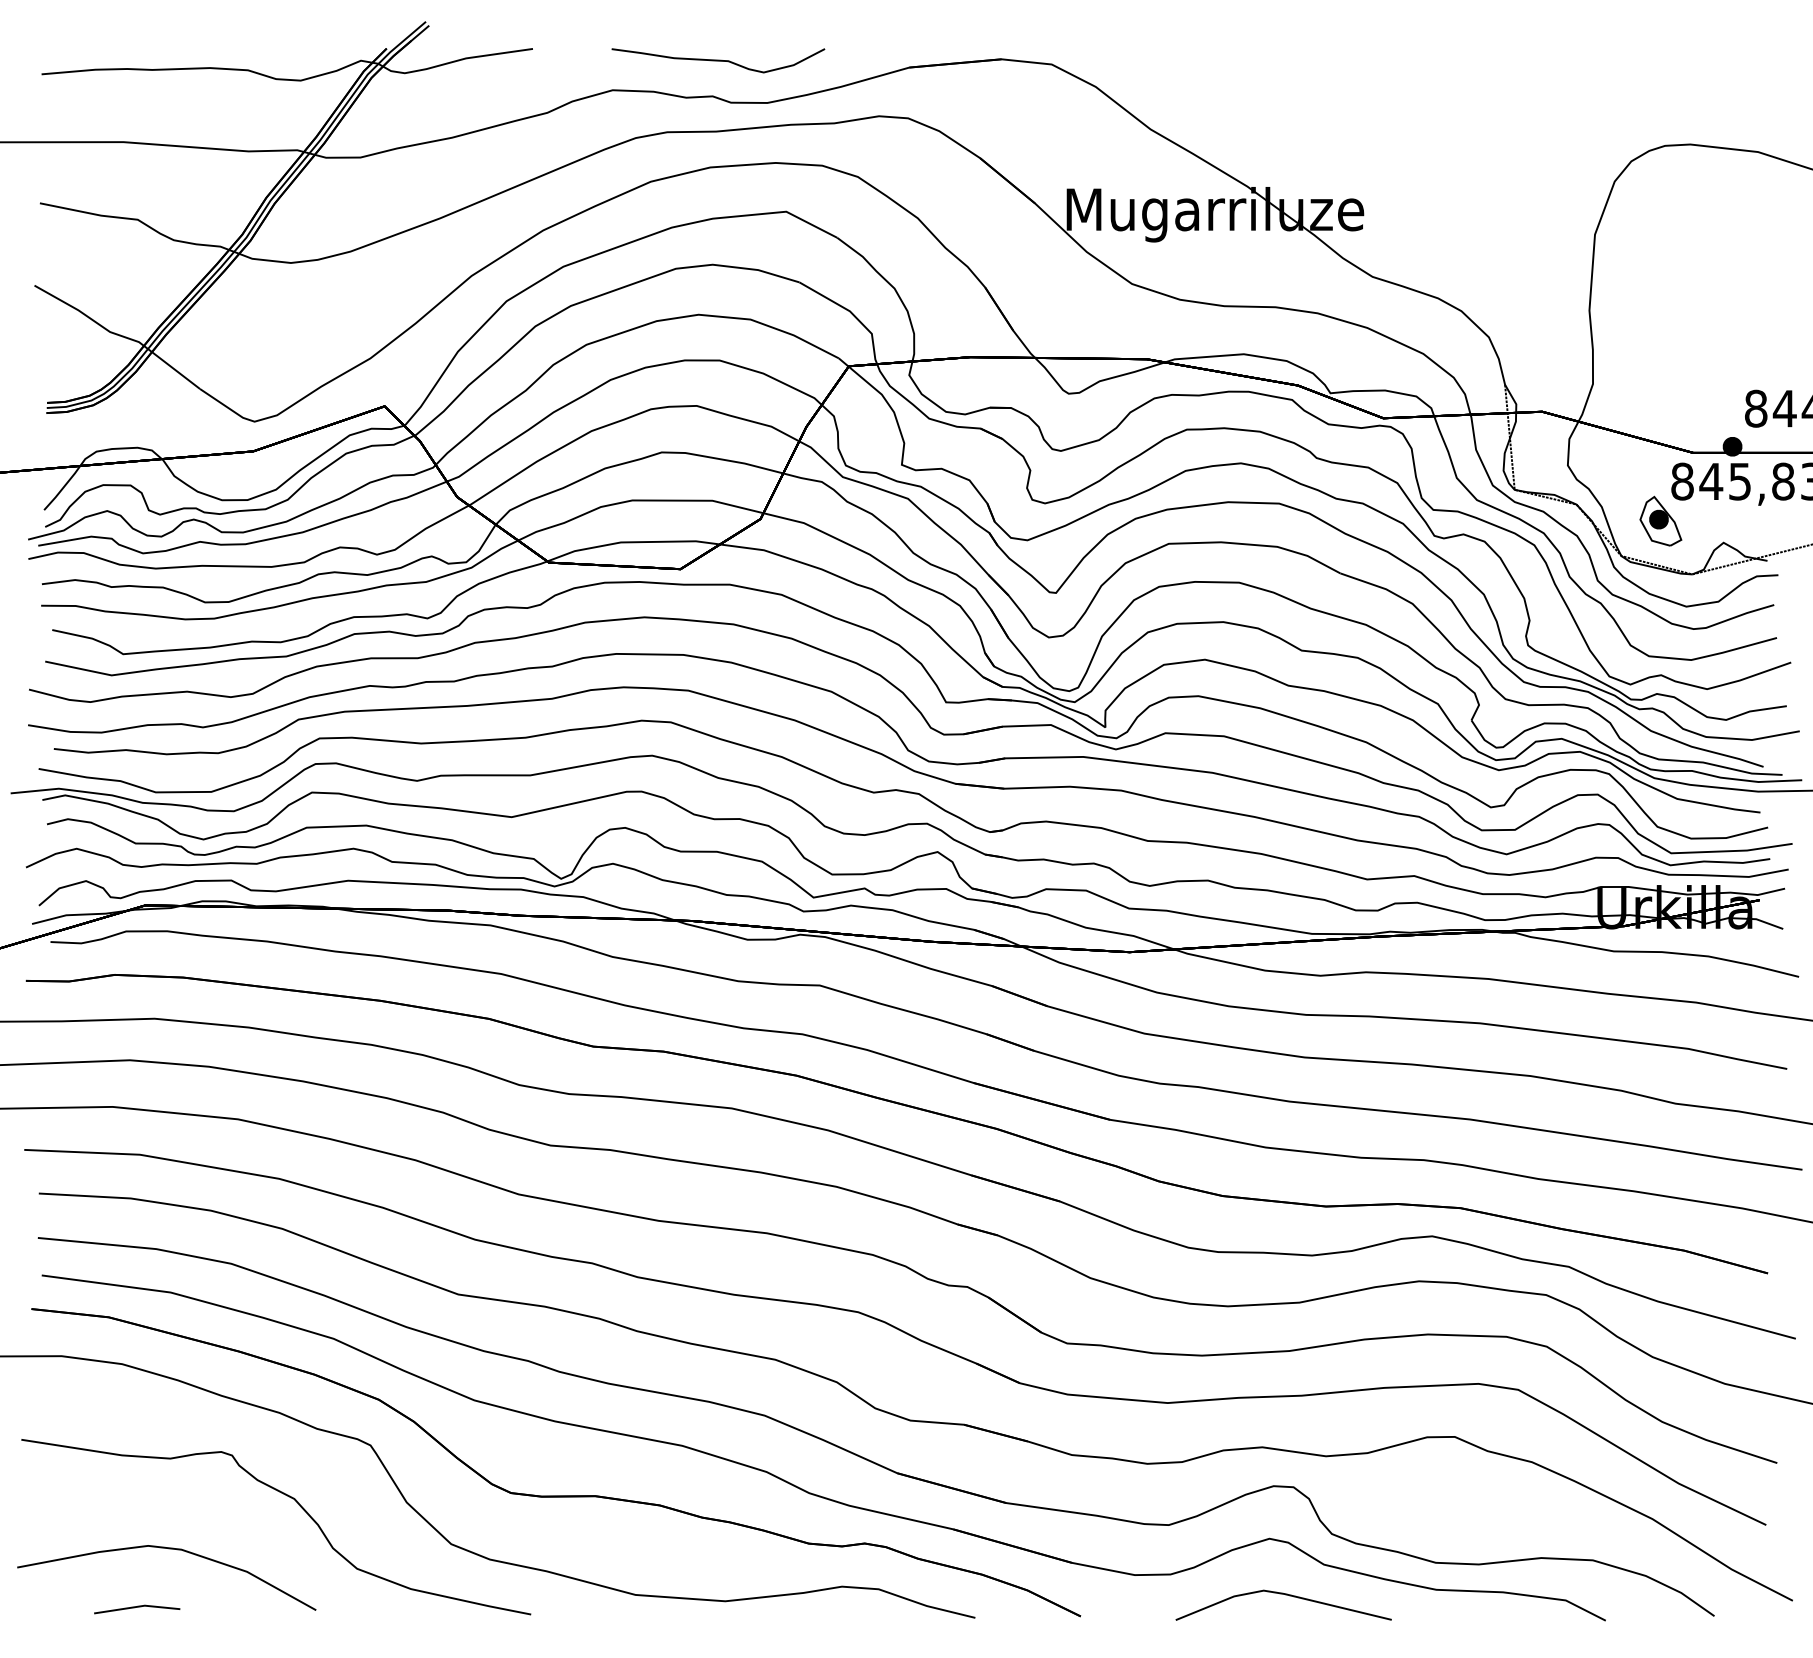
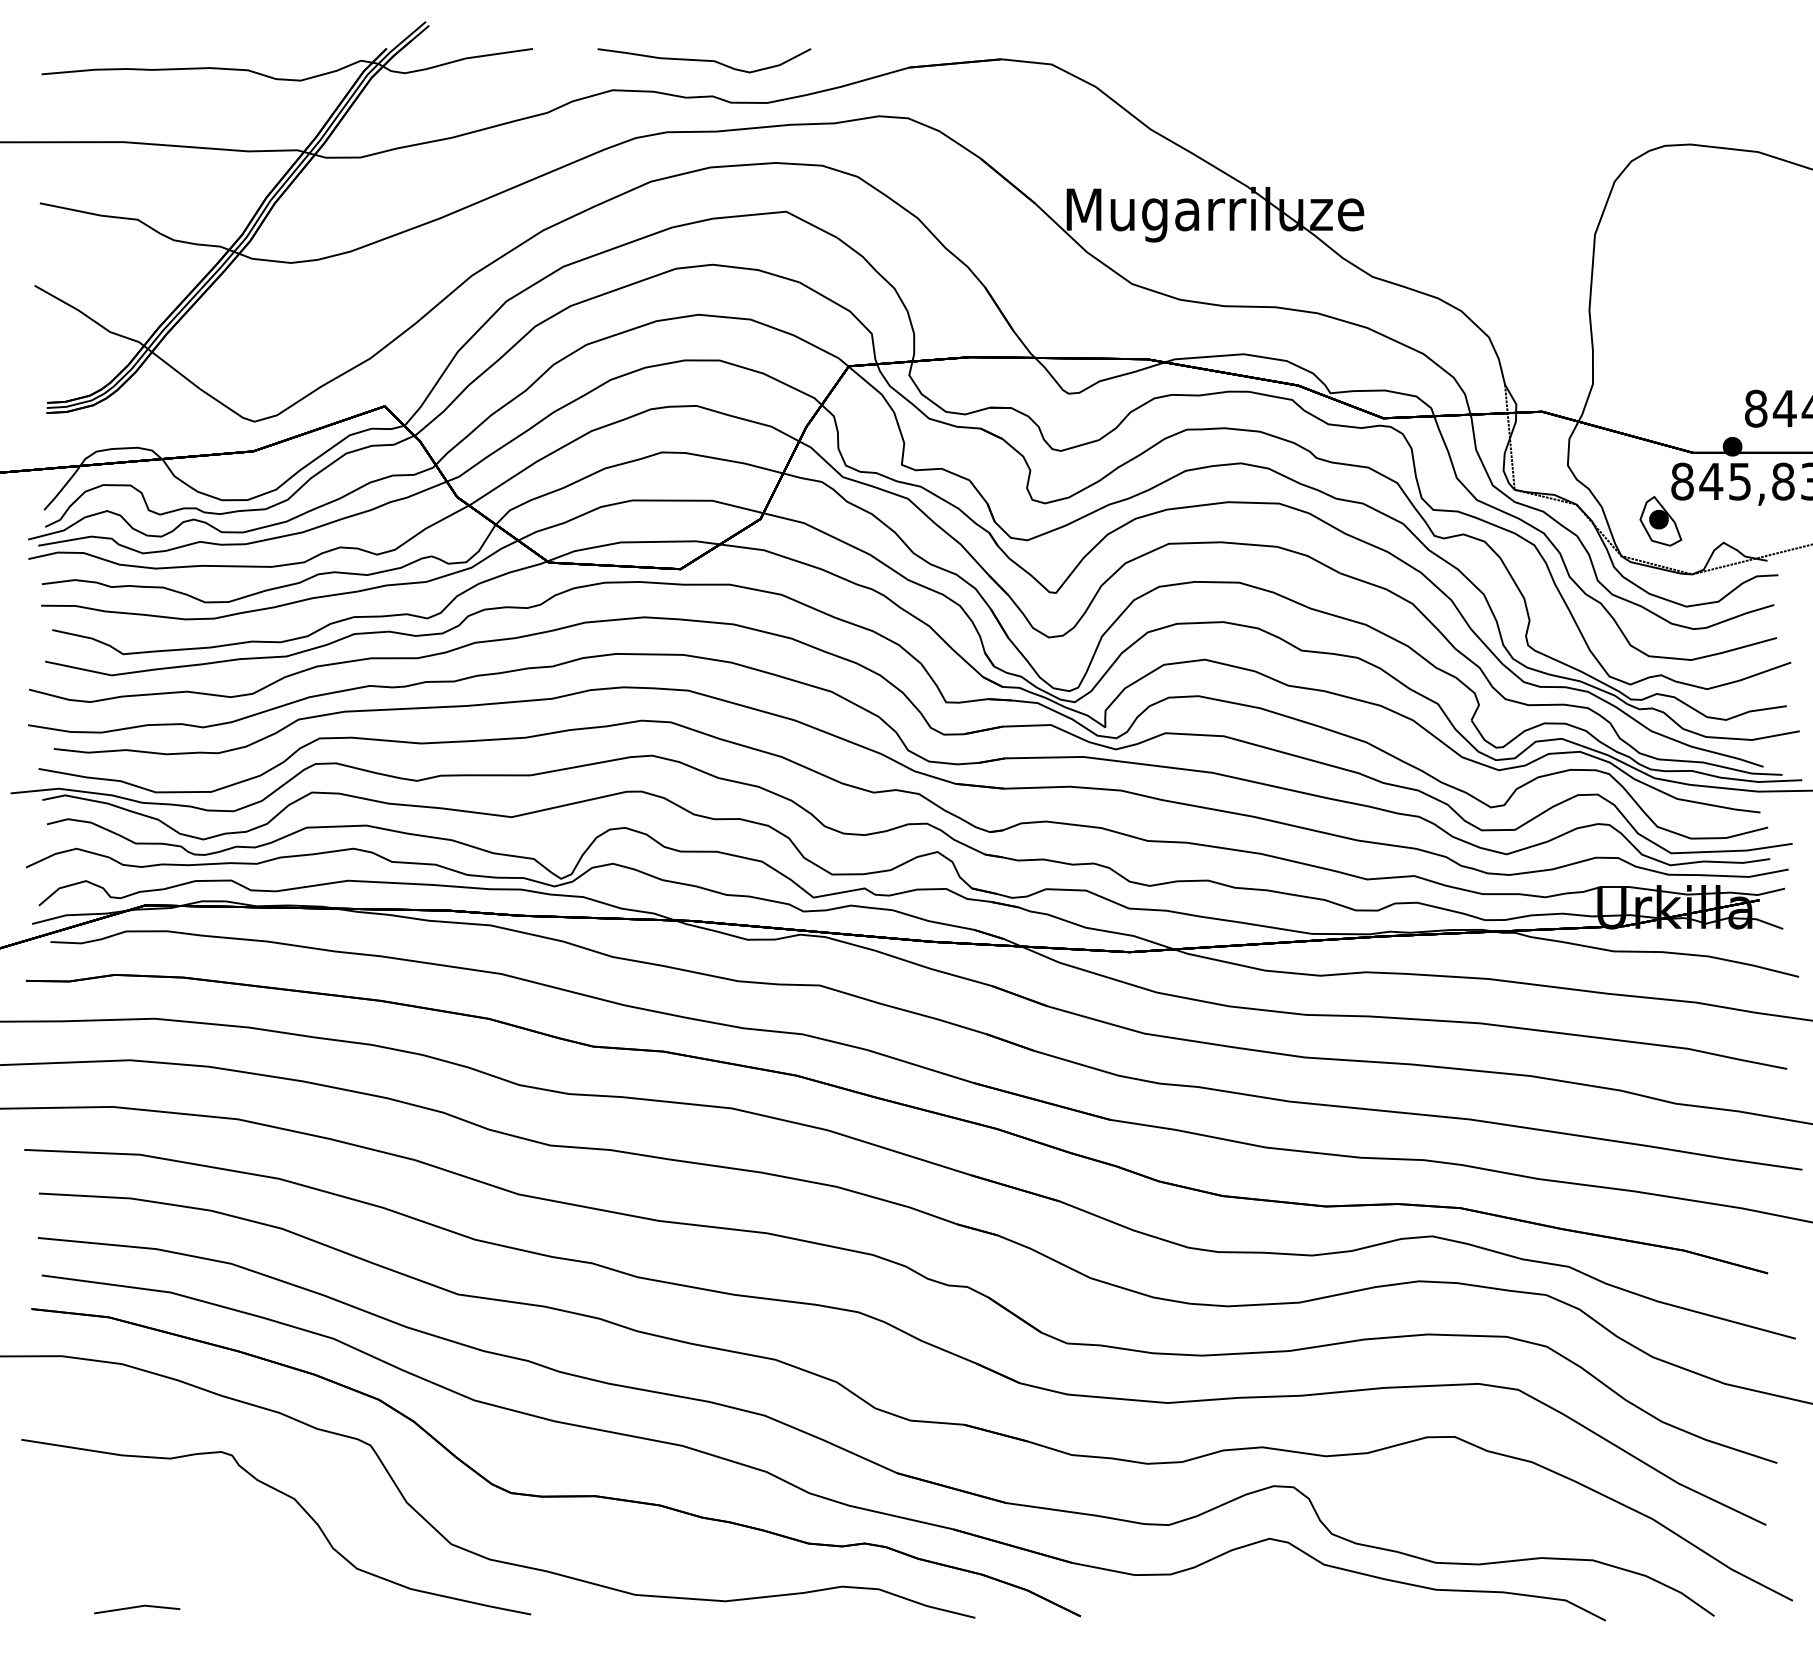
curve position: (718, 60) -> (704, 60) (704, 60)
part: present -> none (168, 1549)
line: present -> none (1285, 1595)
